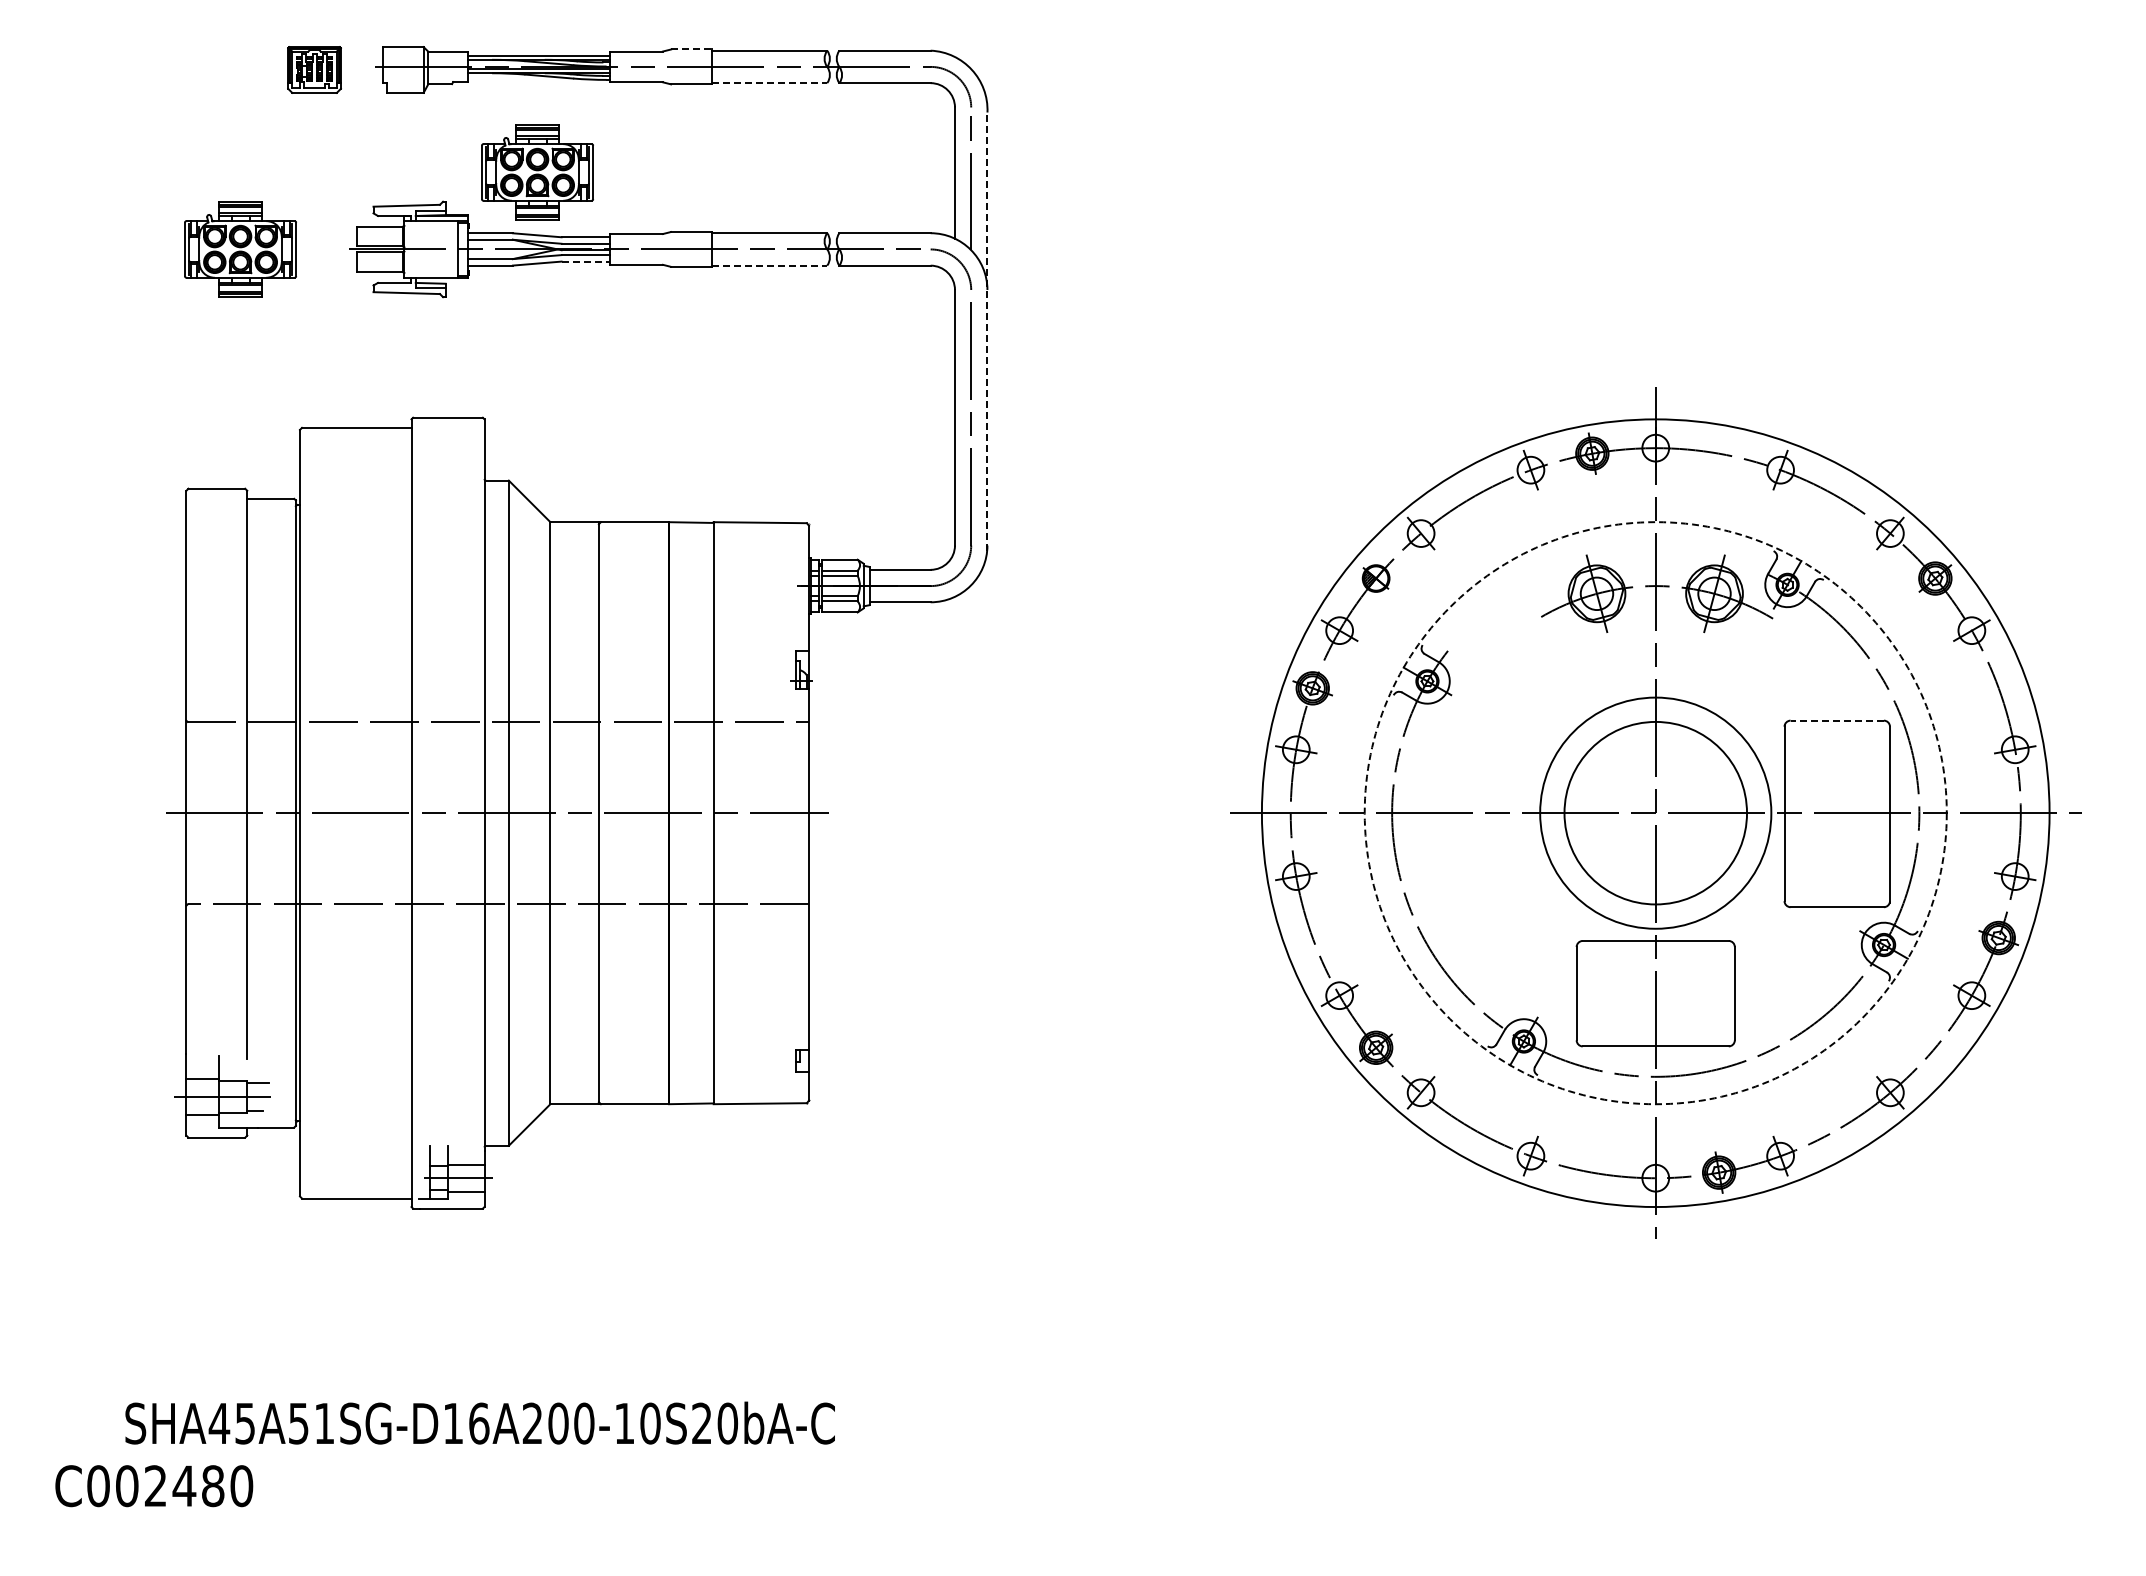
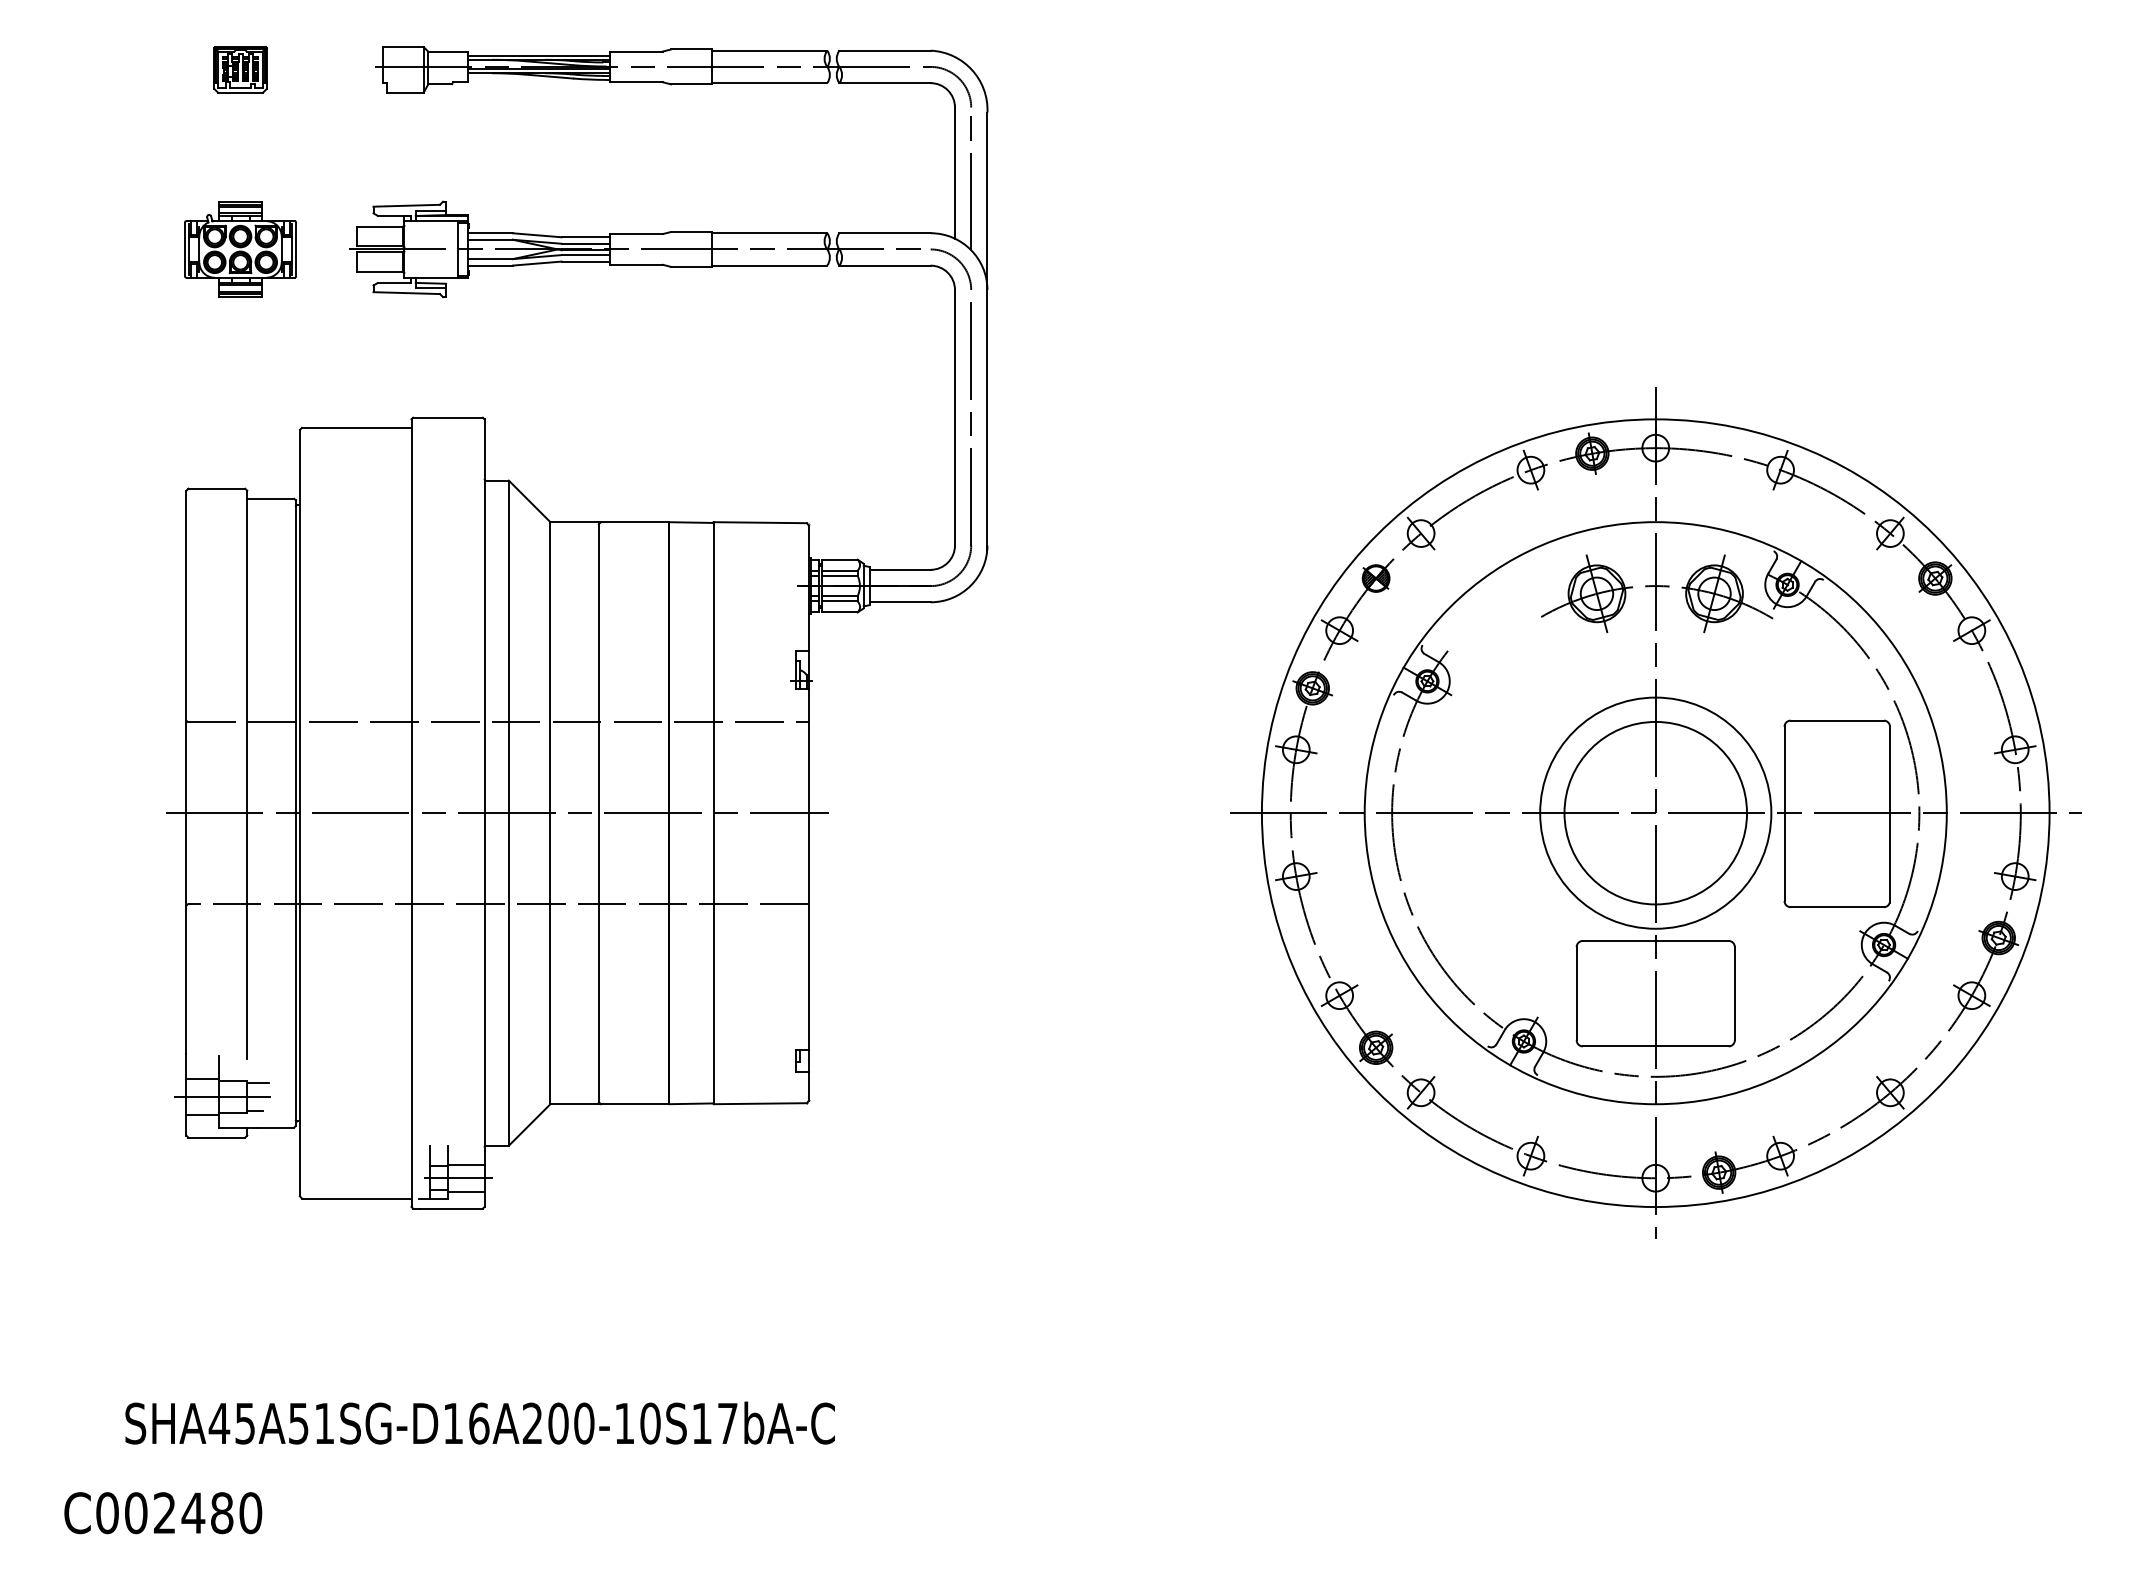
line: dashed -> solid (691, 49)
part position: (314, 69) -> (240, 69) (240, 69)
line: dashed -> solid (769, 83)
part: present -> none (537, 172)
line: dashed -> solid (586, 261)
line: dashed -> solid (769, 265)
line: dashed -> solid (987, 331)
hatch: none -> present (1382, 577)
line: dashed -> solid (1837, 720)
circle: dashed -> solid (1655, 813)
text: SHA45A51SG-D16A200-10S20bA-C -> SHA45A51SG-D16A200-10S17bA-C (715, 1423)
text position: (154, 1486) -> (163, 1513) (163, 1513)
